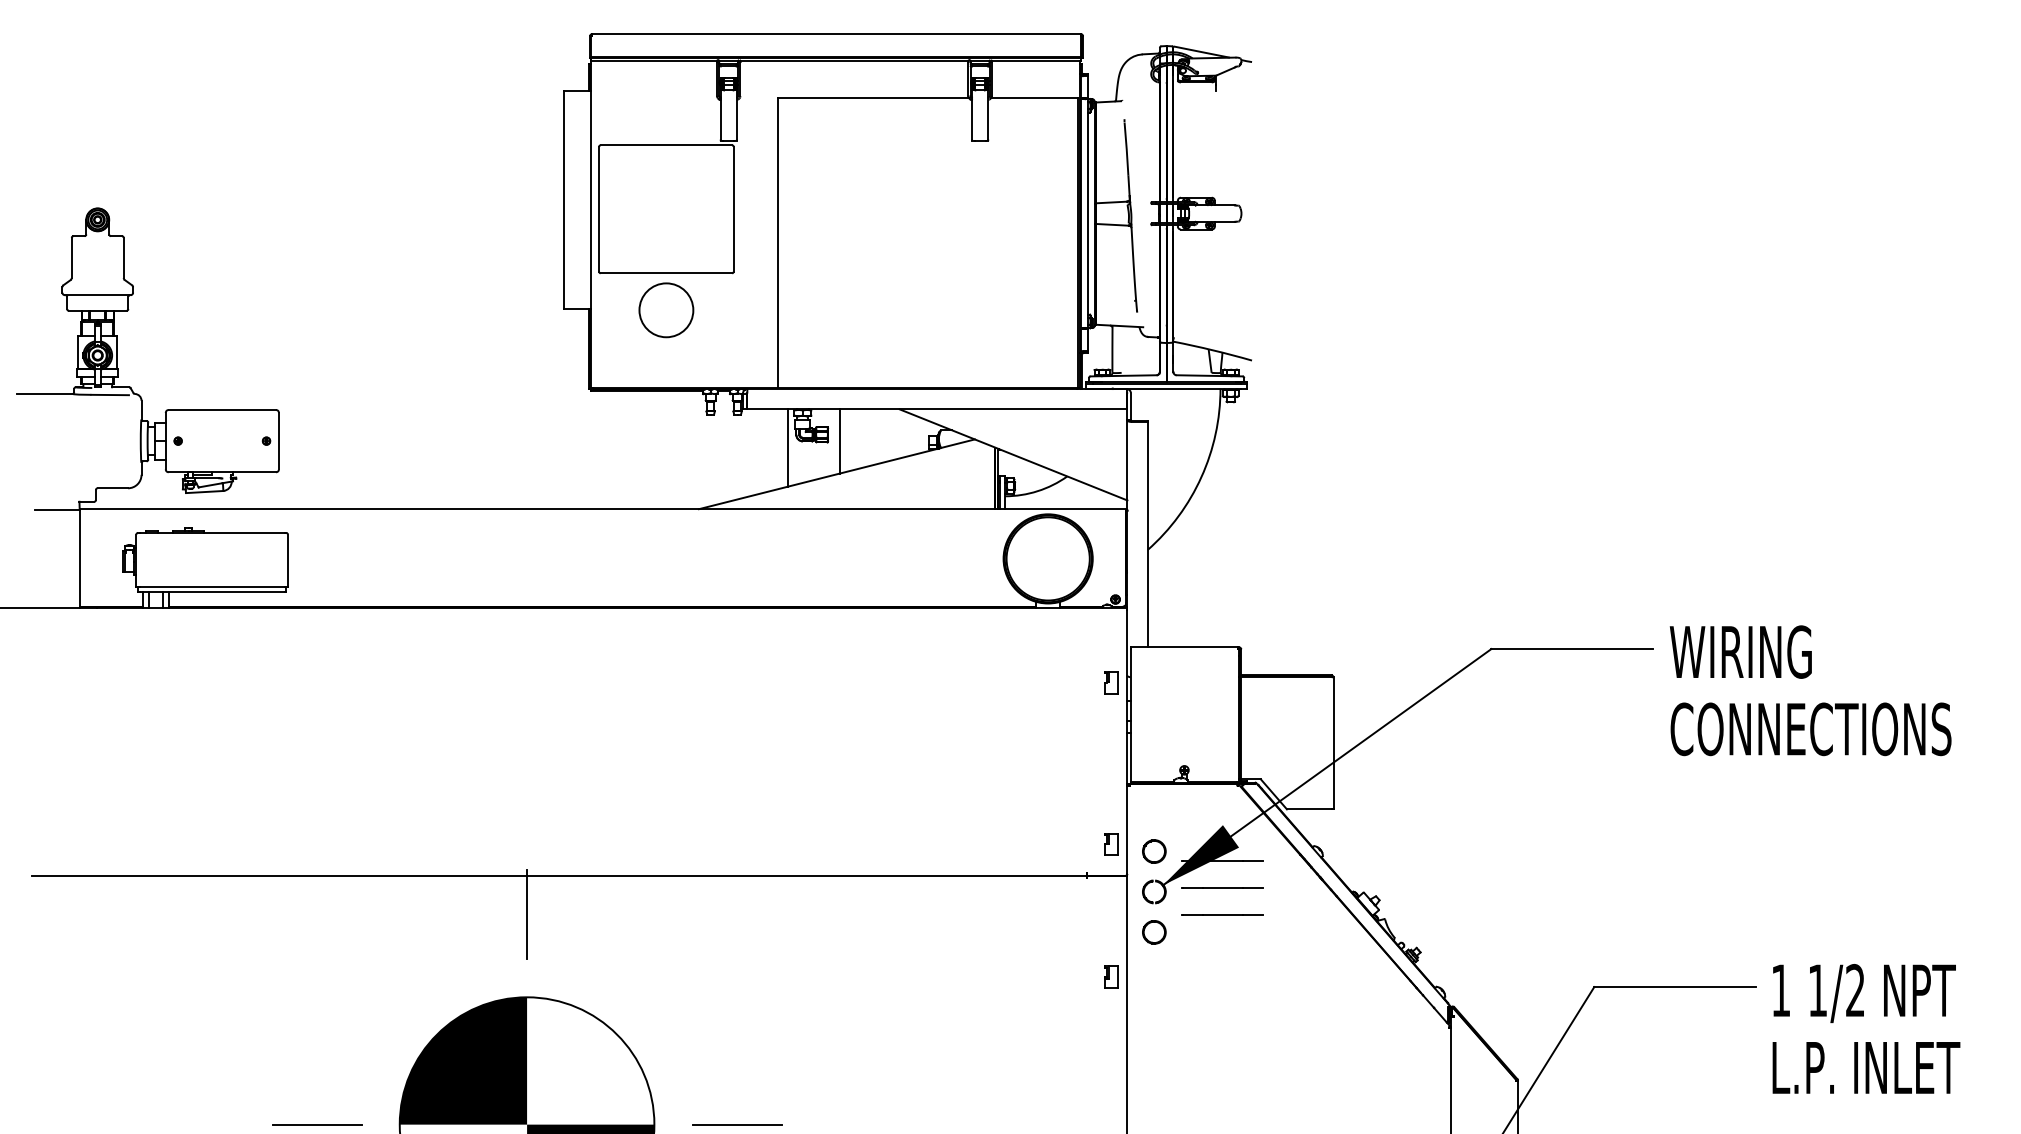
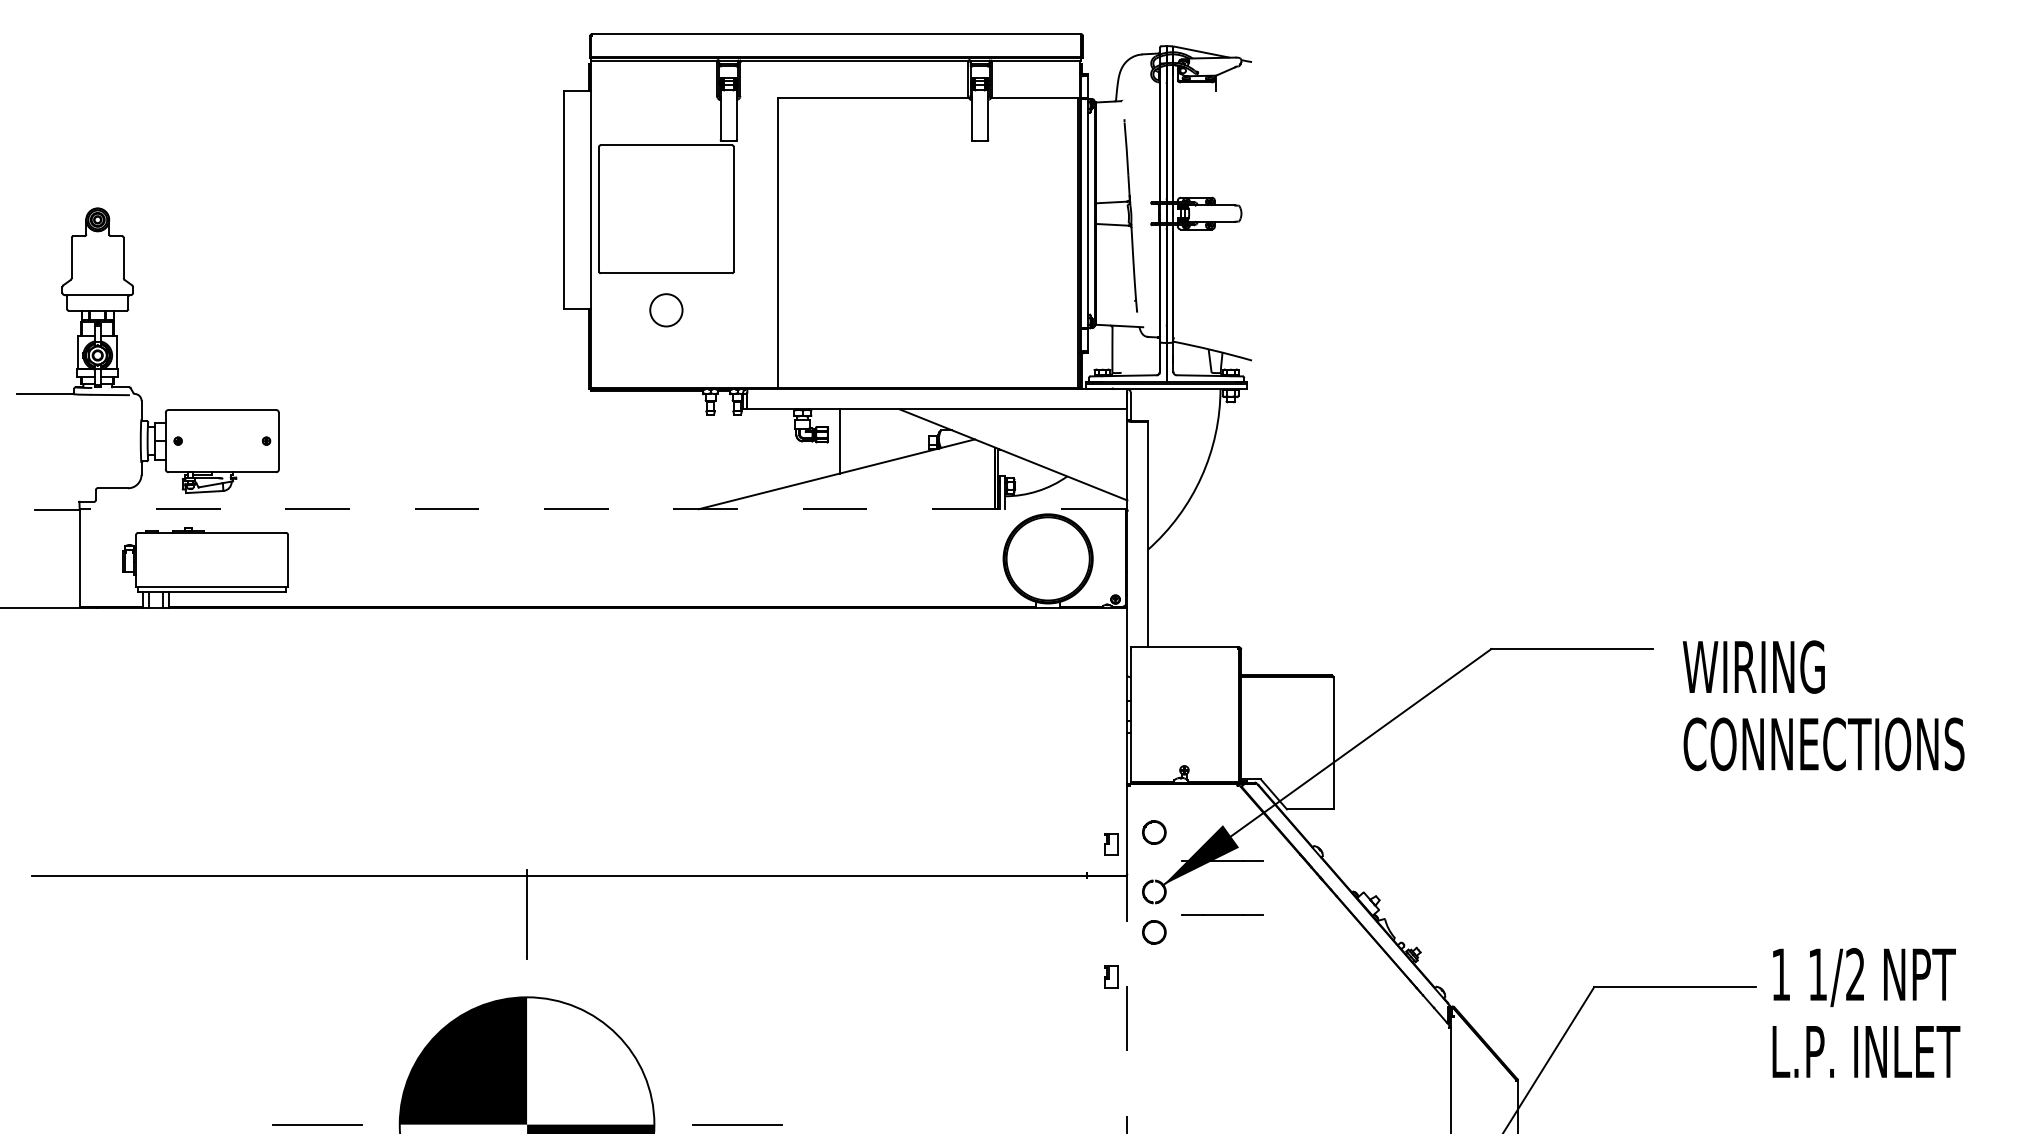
circle diameter: 54 px -> 32 px (666, 310)
line: present -> none (788, 447)
line: solid -> dashed (602, 509)
part: present -> none (1111, 682)
text position: (1810, 690) -> (1823, 705) (1823, 705)
part position: (1154, 851) -> (1154, 832) (1154, 832)
line: present -> none (1222, 887)
line: solid -> dashed (1127, 1004)
text position: (1866, 1028) -> (1866, 1012) (1866, 1012)
